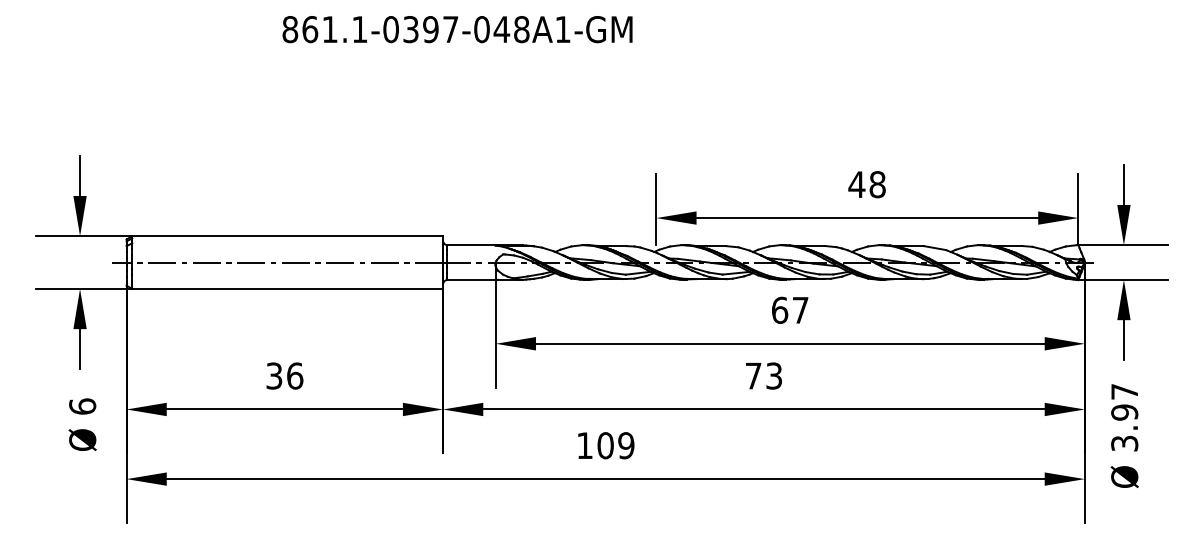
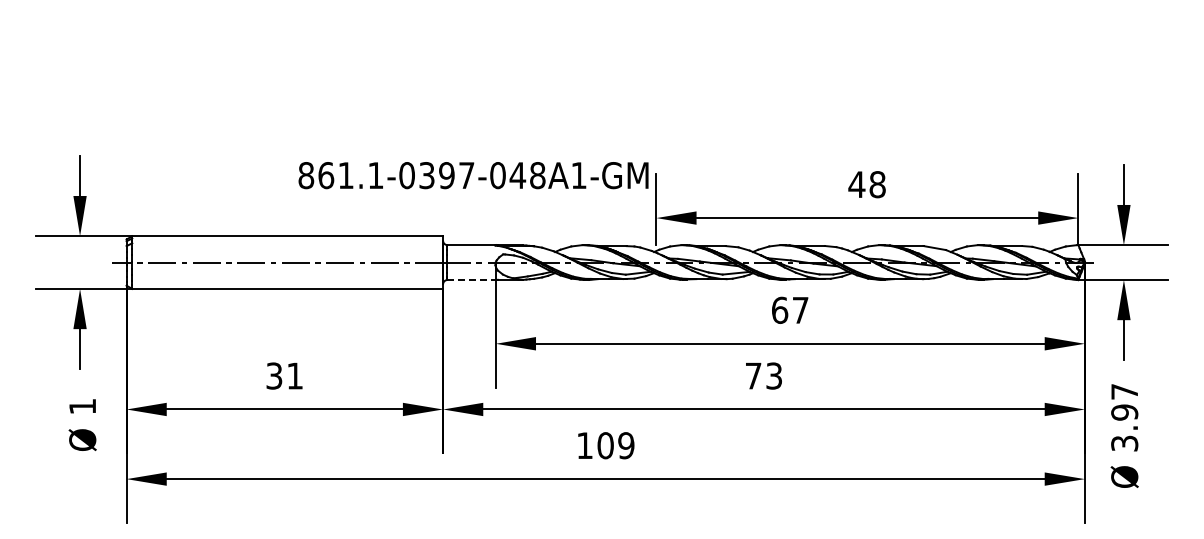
text position: (457, 29) -> (473, 175) (473, 175)
line: solid -> dashed (472, 280)
text: 36 -> 31 (295, 375)
text: 6 -> 1 (82, 406)
